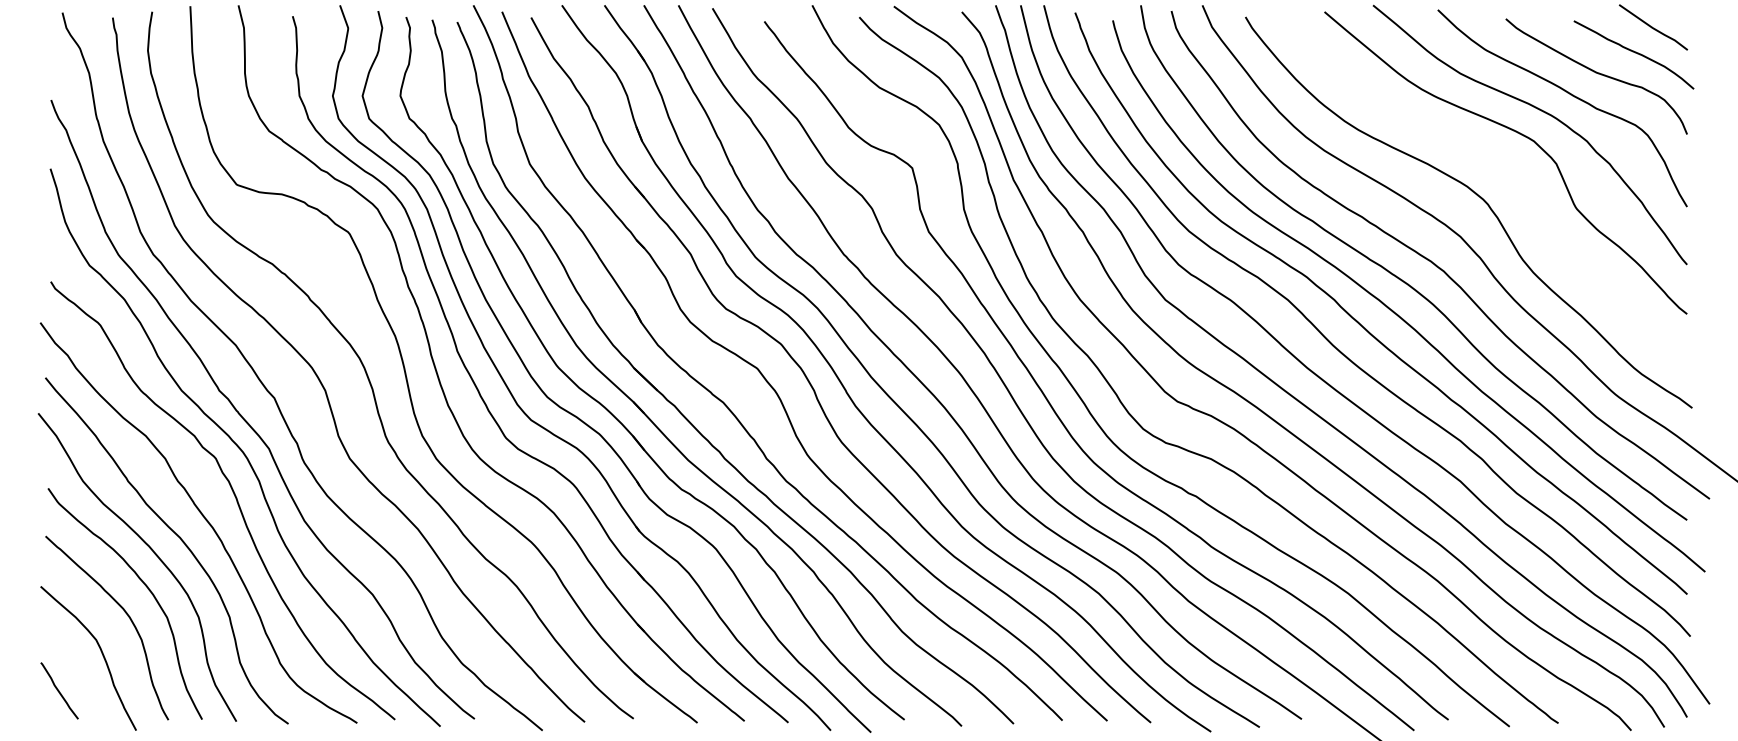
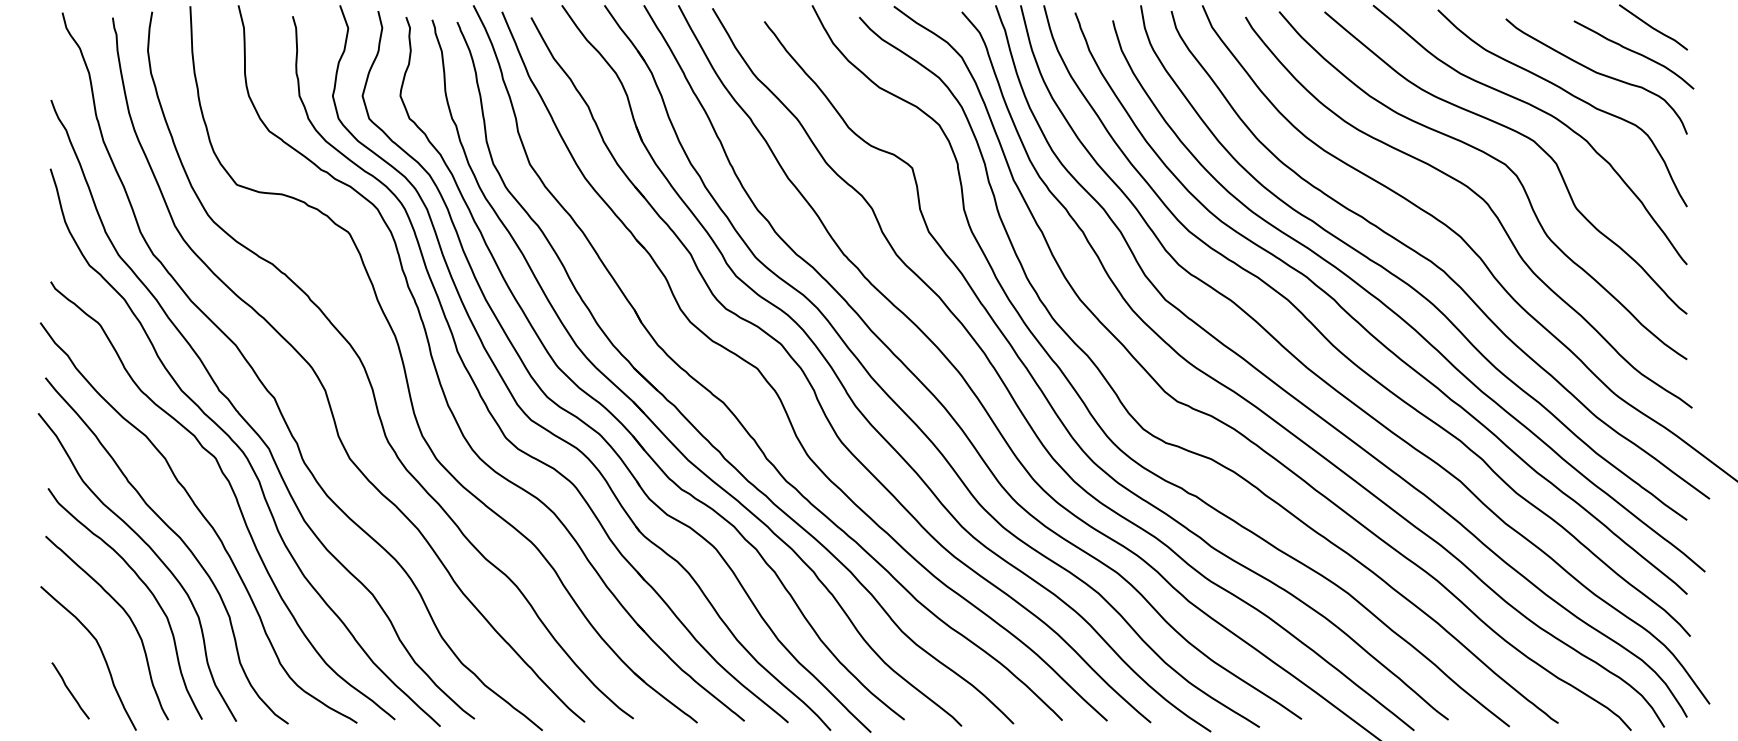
curve: none -> present (1497, 161)
curve position: (59, 690) -> (70, 690) (70, 690)
